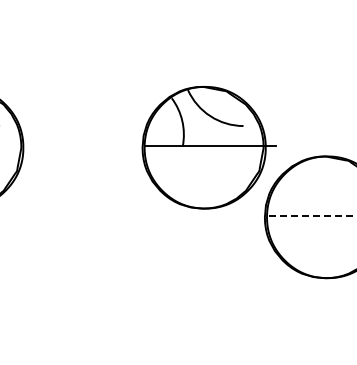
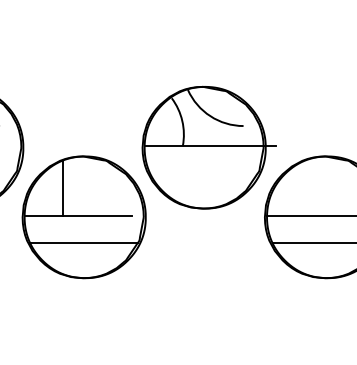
line: dashed -> solid (311, 216)
part: none -> present (83, 217)
line: none -> present (312, 242)
